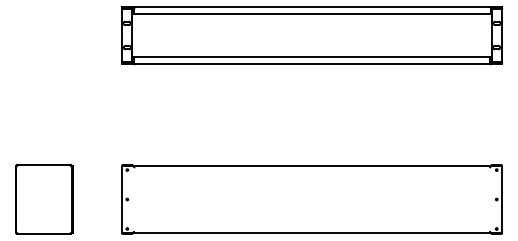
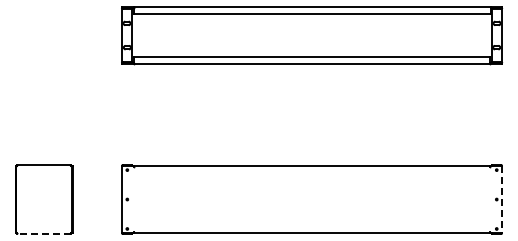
line: solid -> dashed (502, 199)
line: solid -> dashed (44, 233)
